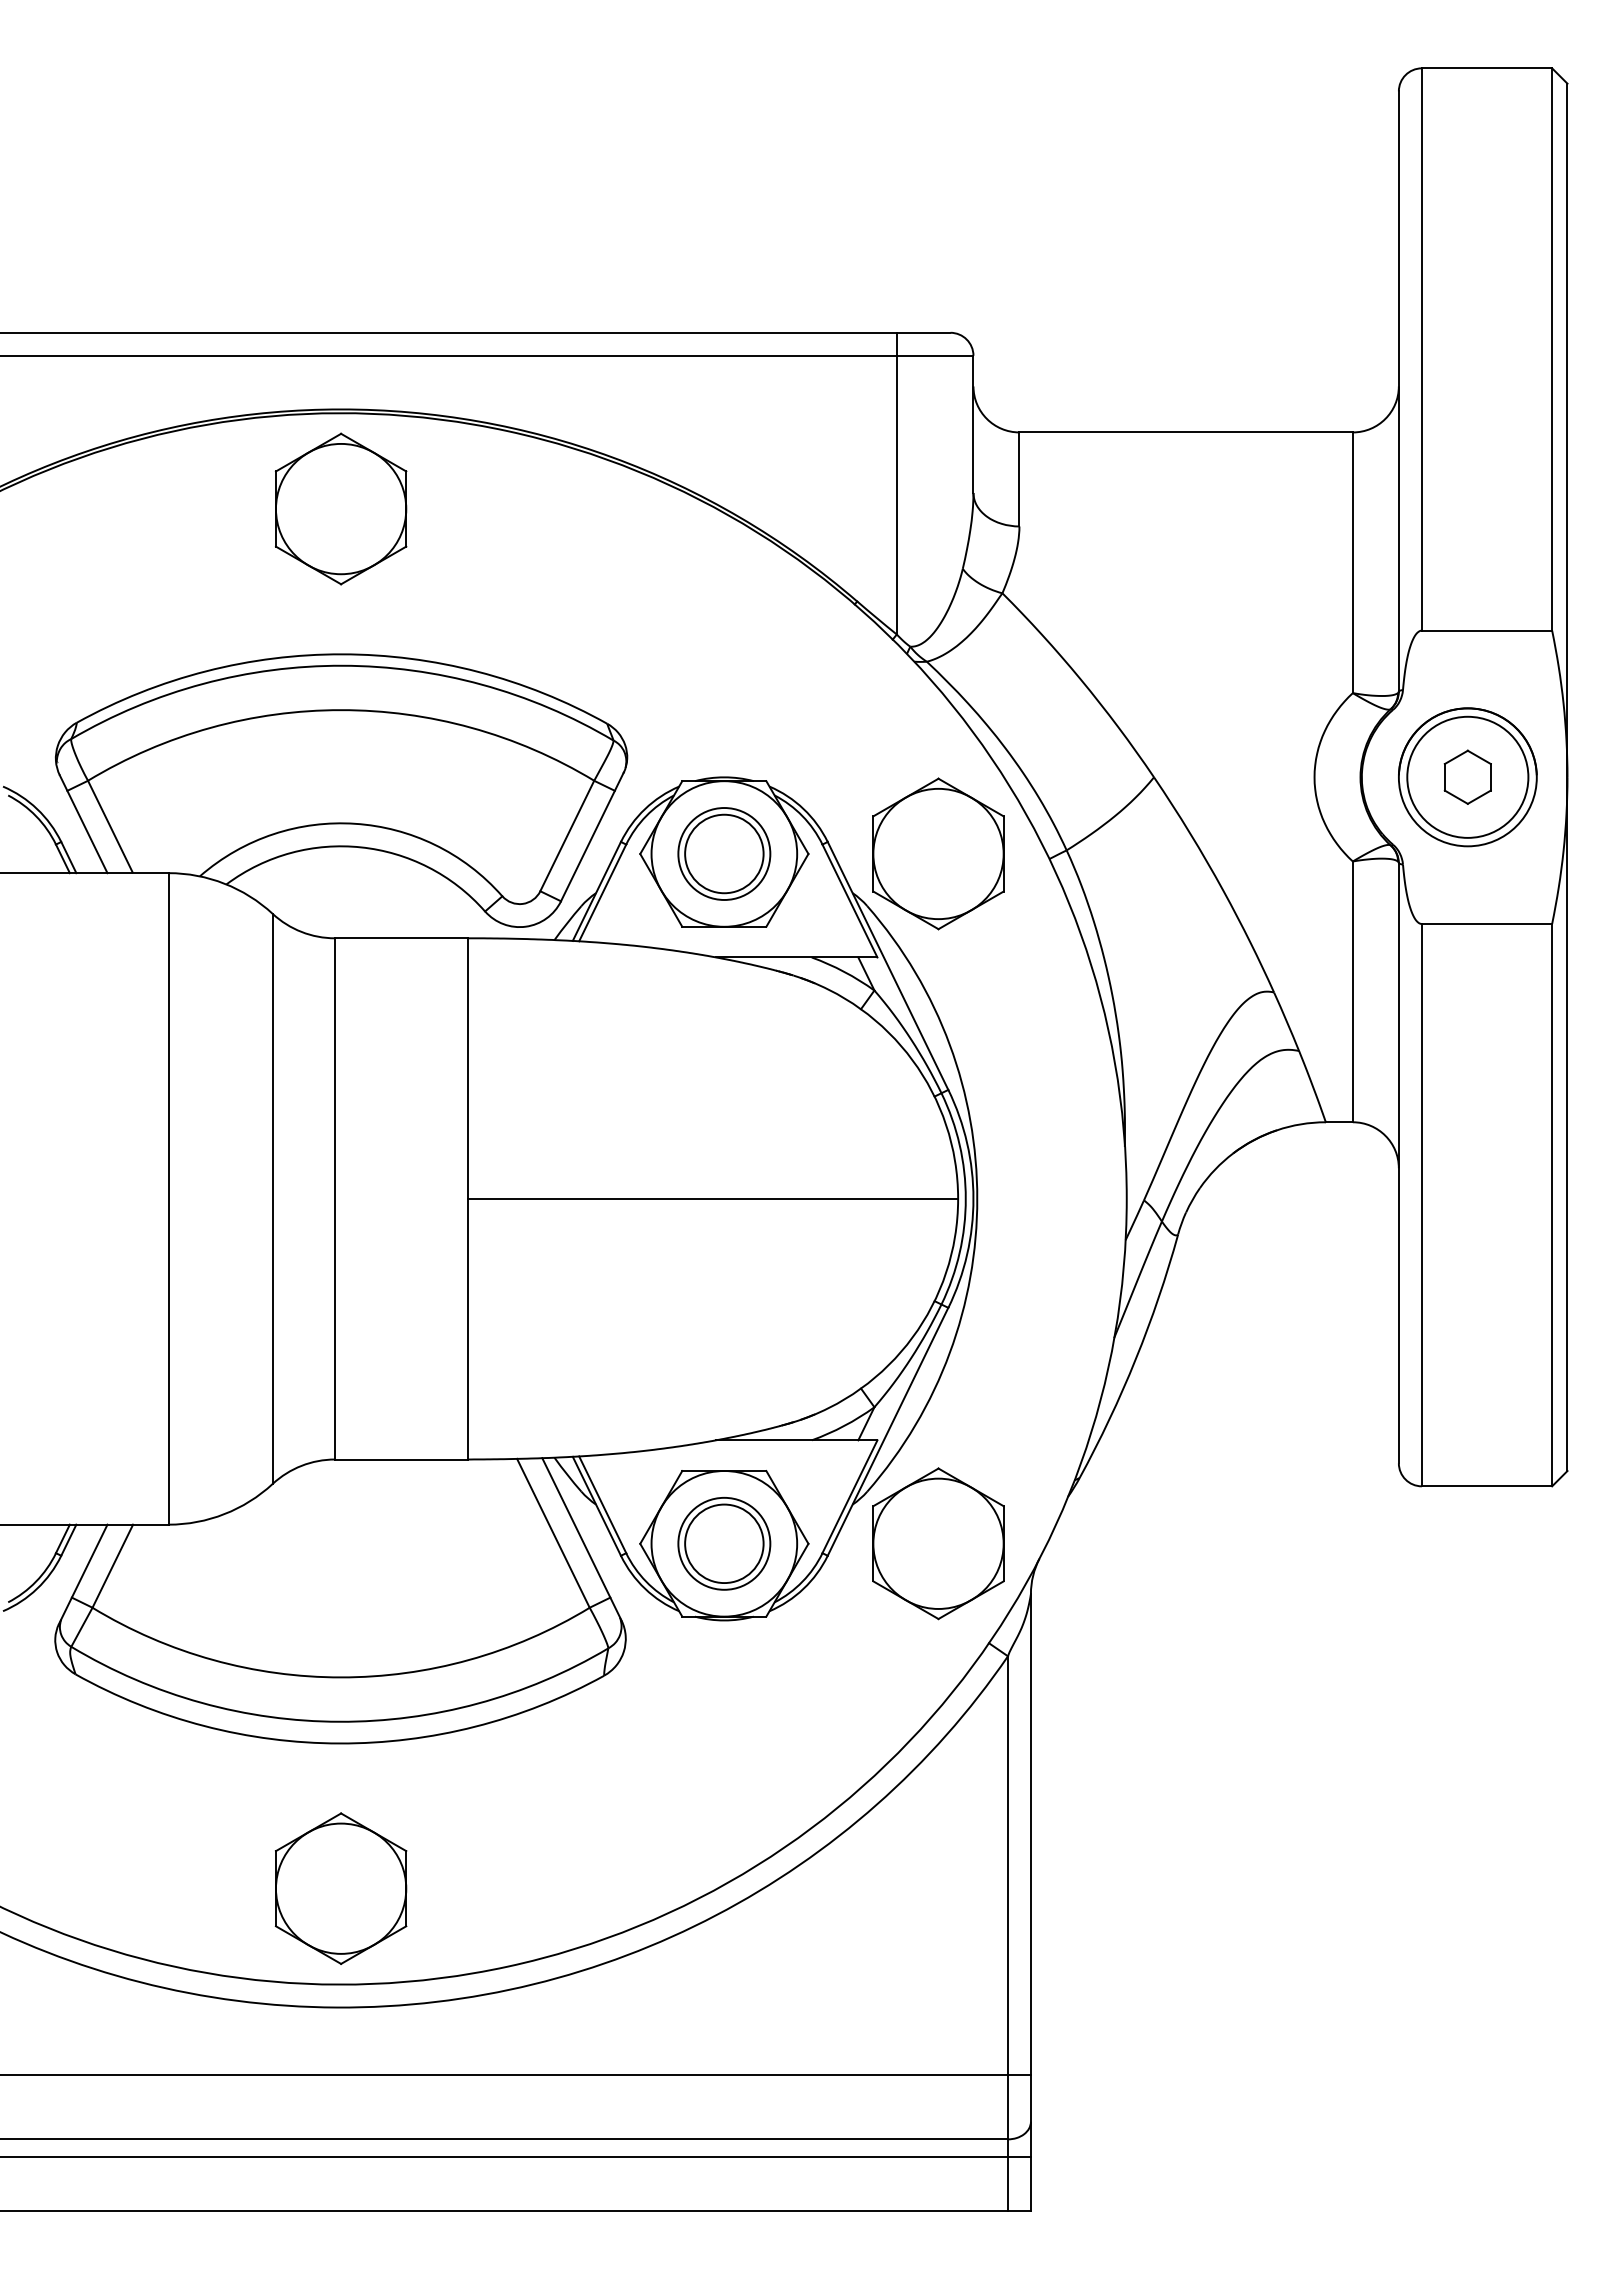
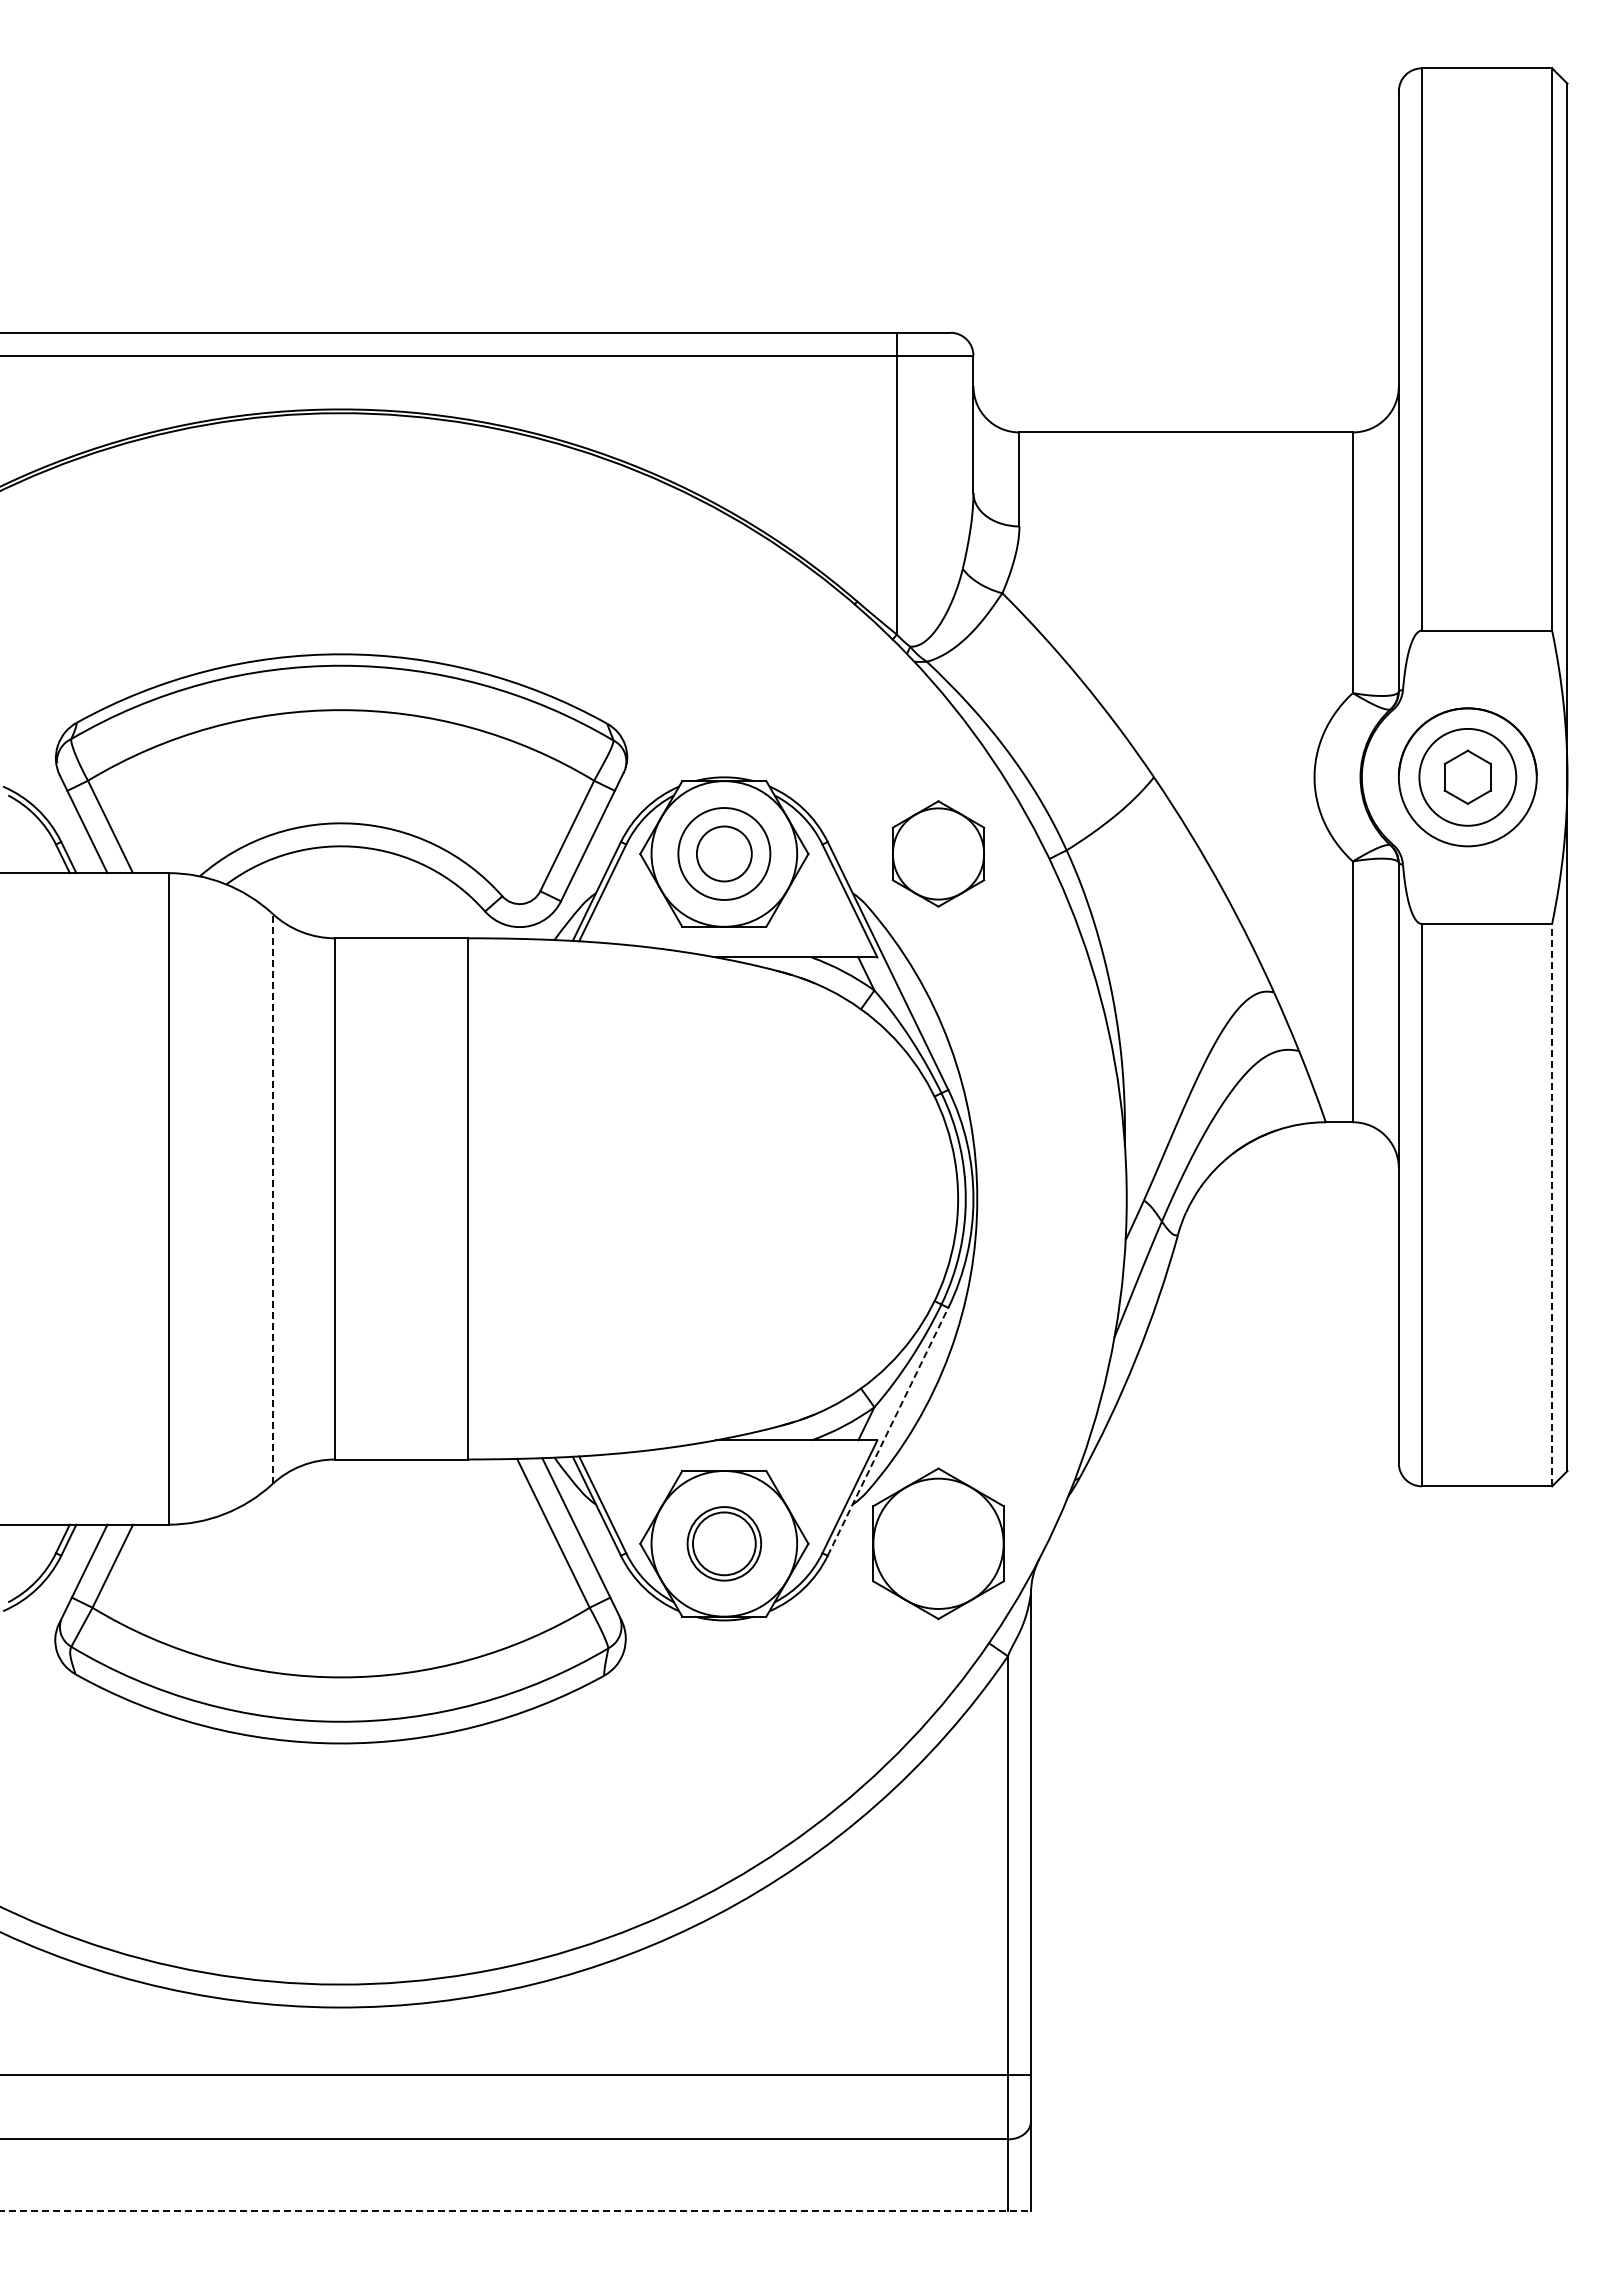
part: present -> none (340, 508)
circle diameter: 121 px -> 97 px (1467, 776)
circle diameter: 78 px -> 55 px (723, 853)
part size: 133x154 px -> 95x108 px (938, 853)
line: solid -> dashed (272, 1198)
line: present -> none (712, 1198)
line: solid -> dashed (1552, 1204)
line: solid -> dashed (888, 1431)
part size: 95x94 px -> 77x76 px (724, 1543)
part: present -> none (340, 1888)
line: present -> none (516, 2157)
line: solid -> dashed (516, 2210)
